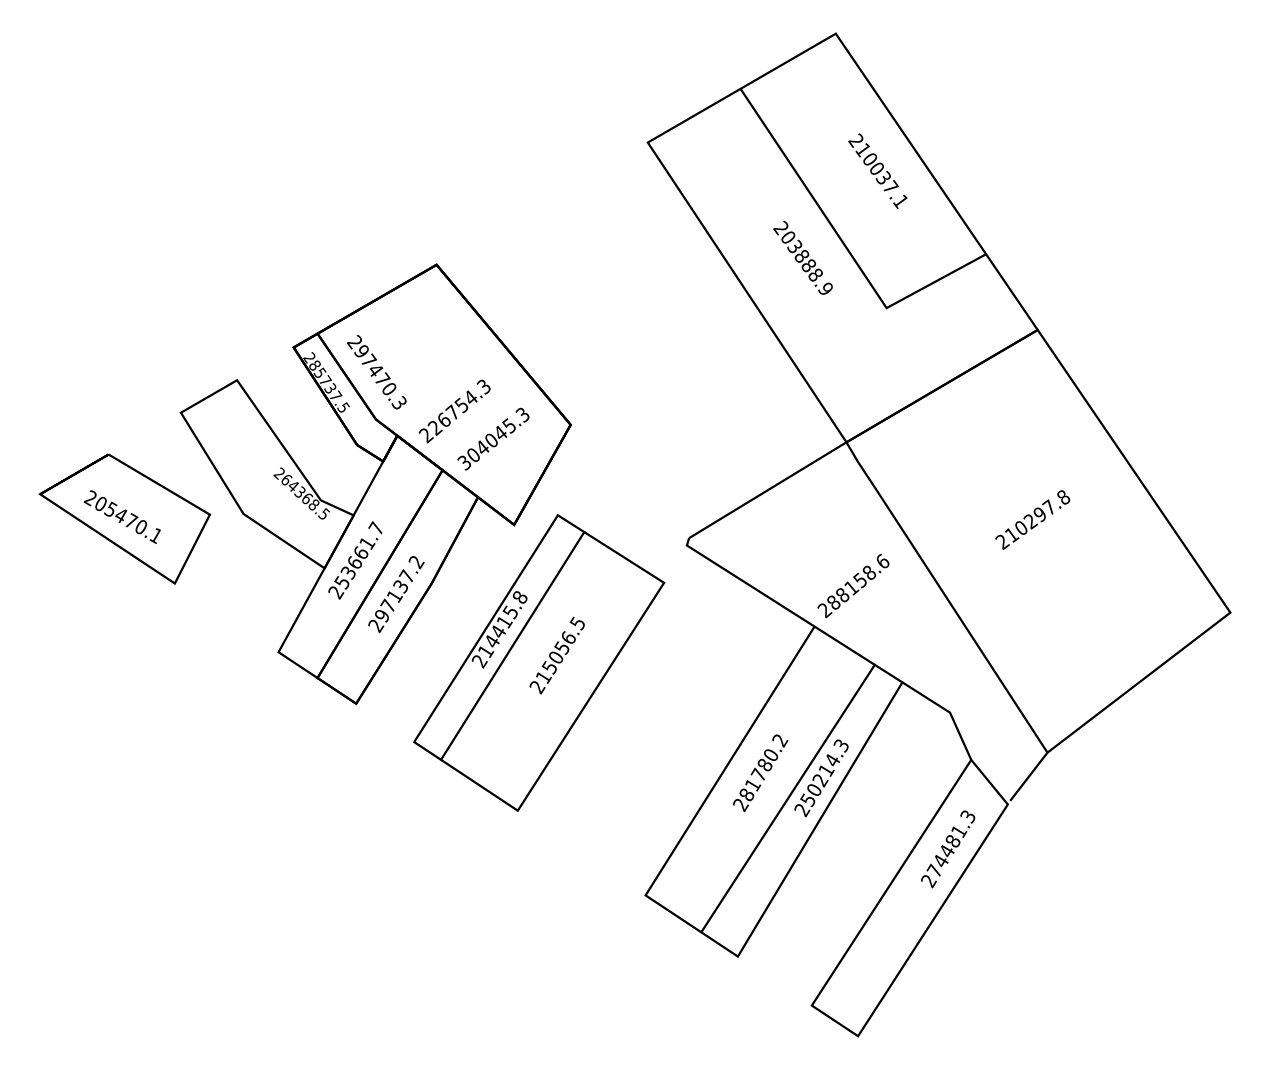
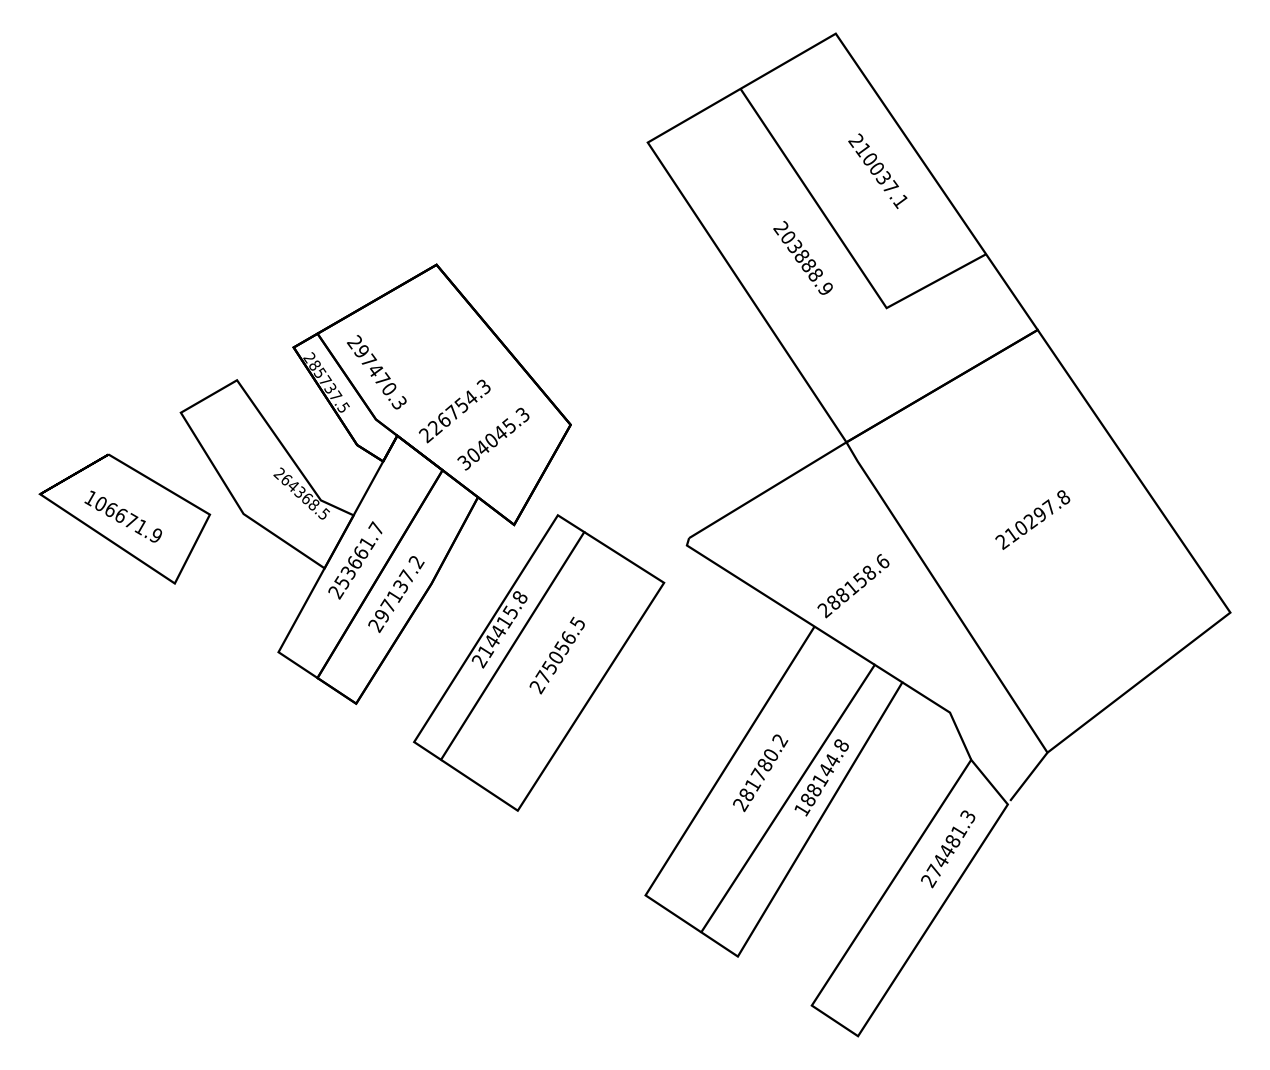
text: 205470.1 -> 106671.9 (122, 516)
text: 215056.5 -> 275056.5 (543, 676)
text: 250214.3 -> 188144.8 (821, 778)
